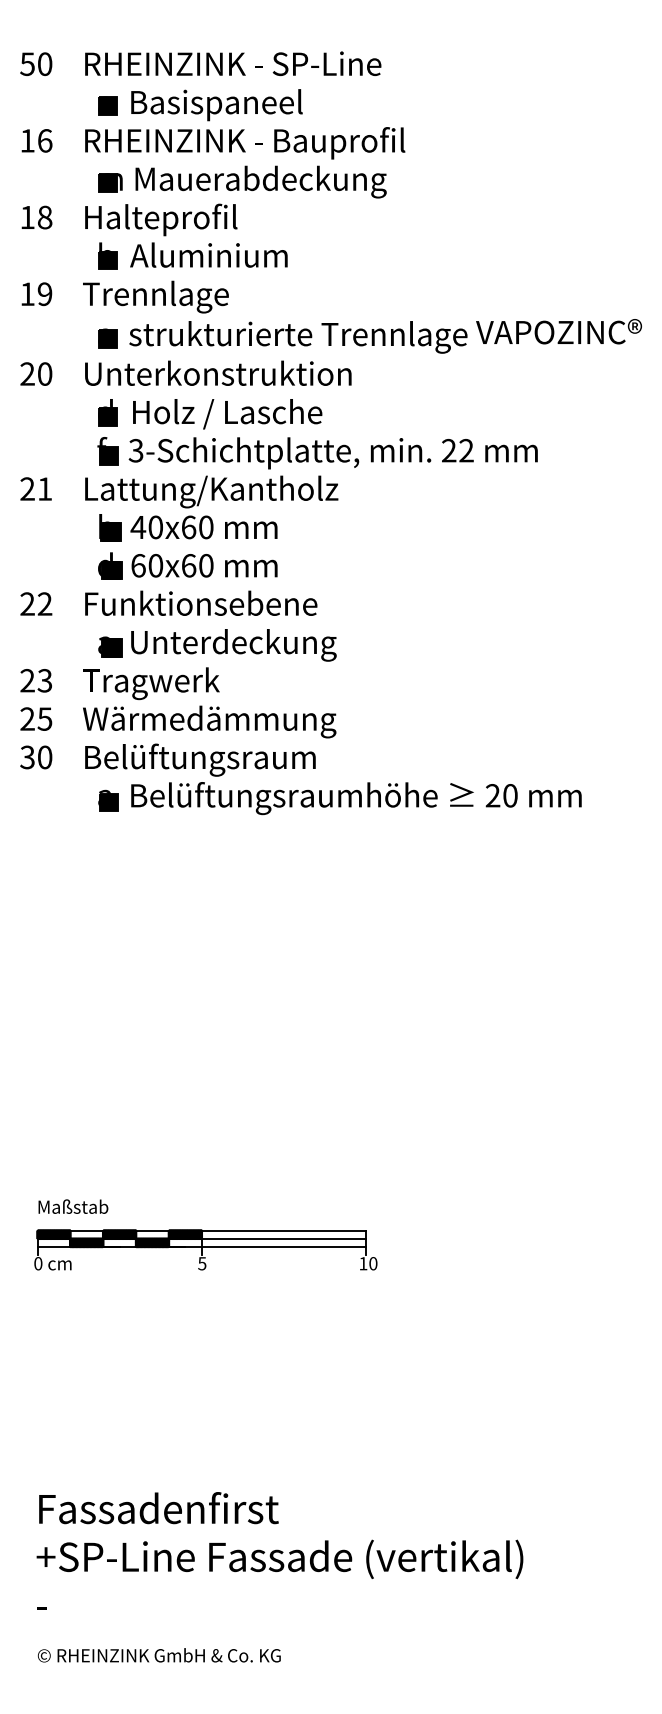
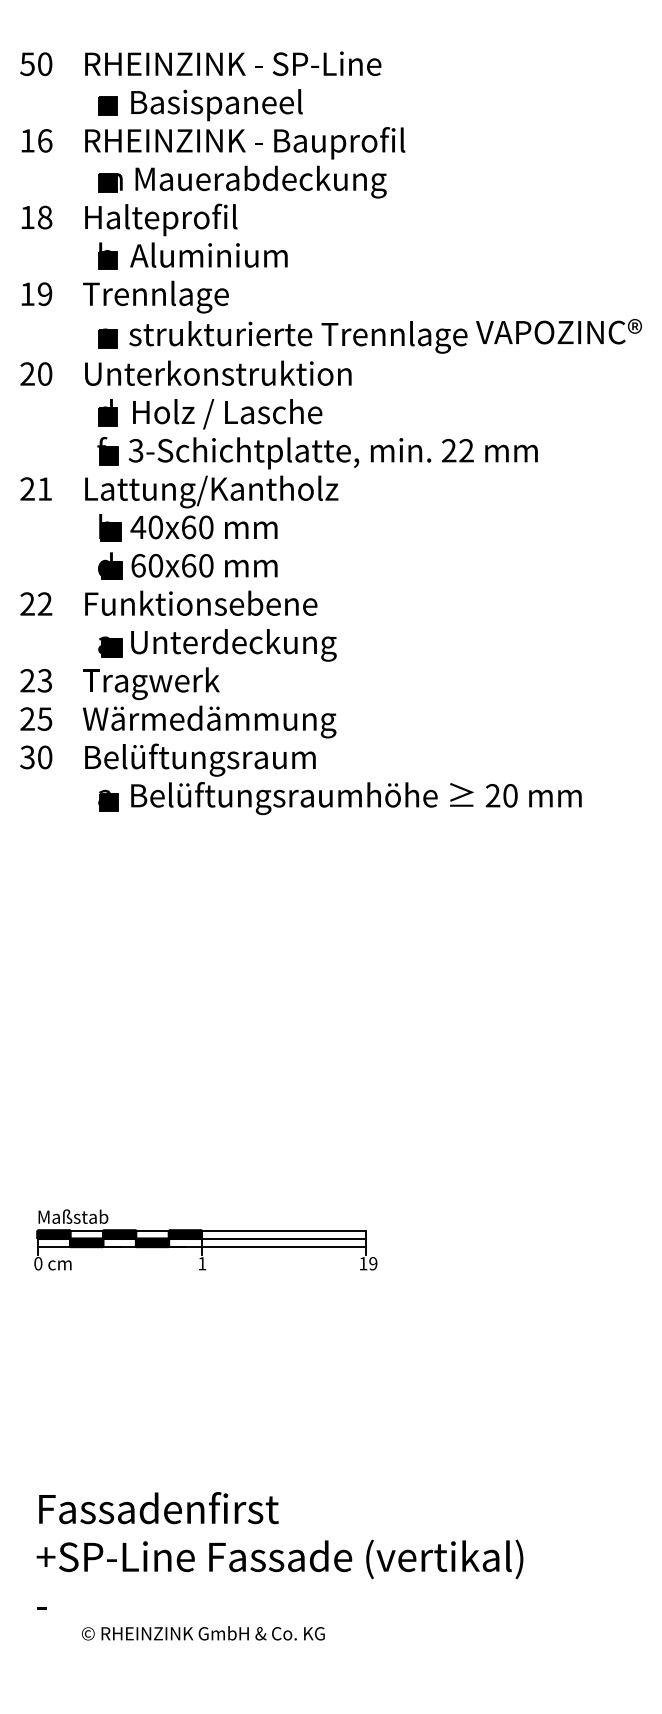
text position: (73, 1206) -> (73, 1216) (73, 1216)
text: 5 -> 1 (202, 1263)
text: 10 -> 19 (373, 1263)
text position: (159, 1655) -> (203, 1633) (203, 1633)
